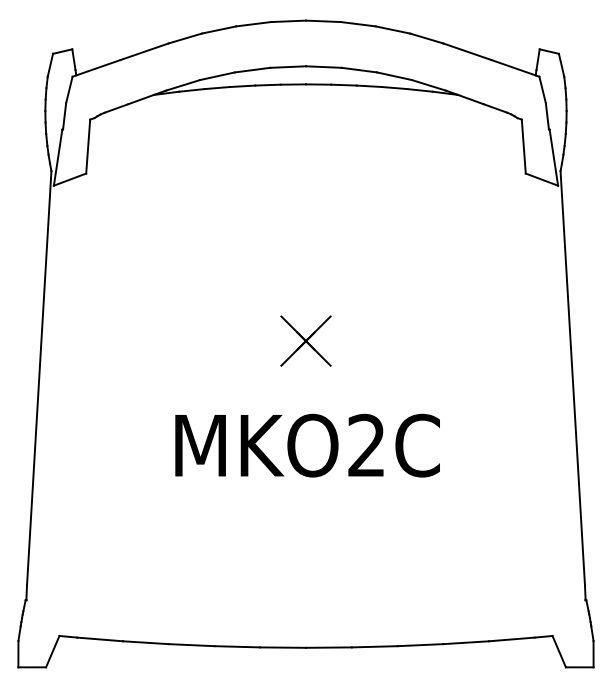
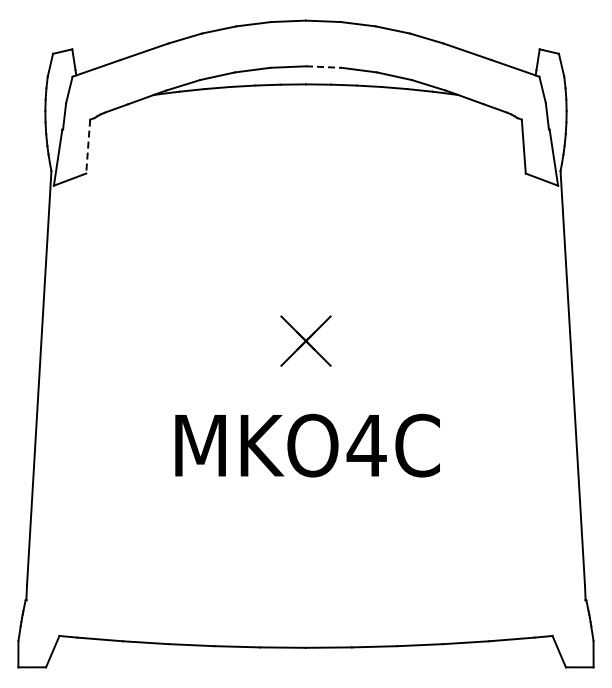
line: solid -> dashed (323, 67)
line: solid -> dashed (88, 147)
text: MKO2C -> MKO4C (366, 444)
